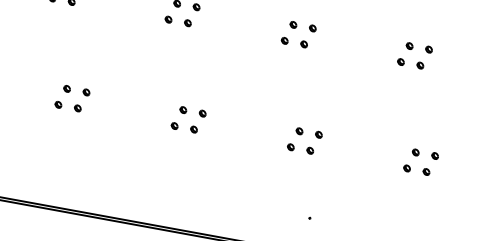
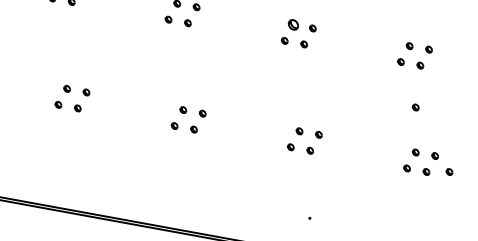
part size: 9x8 px -> 12x12 px (292, 24)
part: none -> present (415, 107)
part: none -> present (449, 171)
